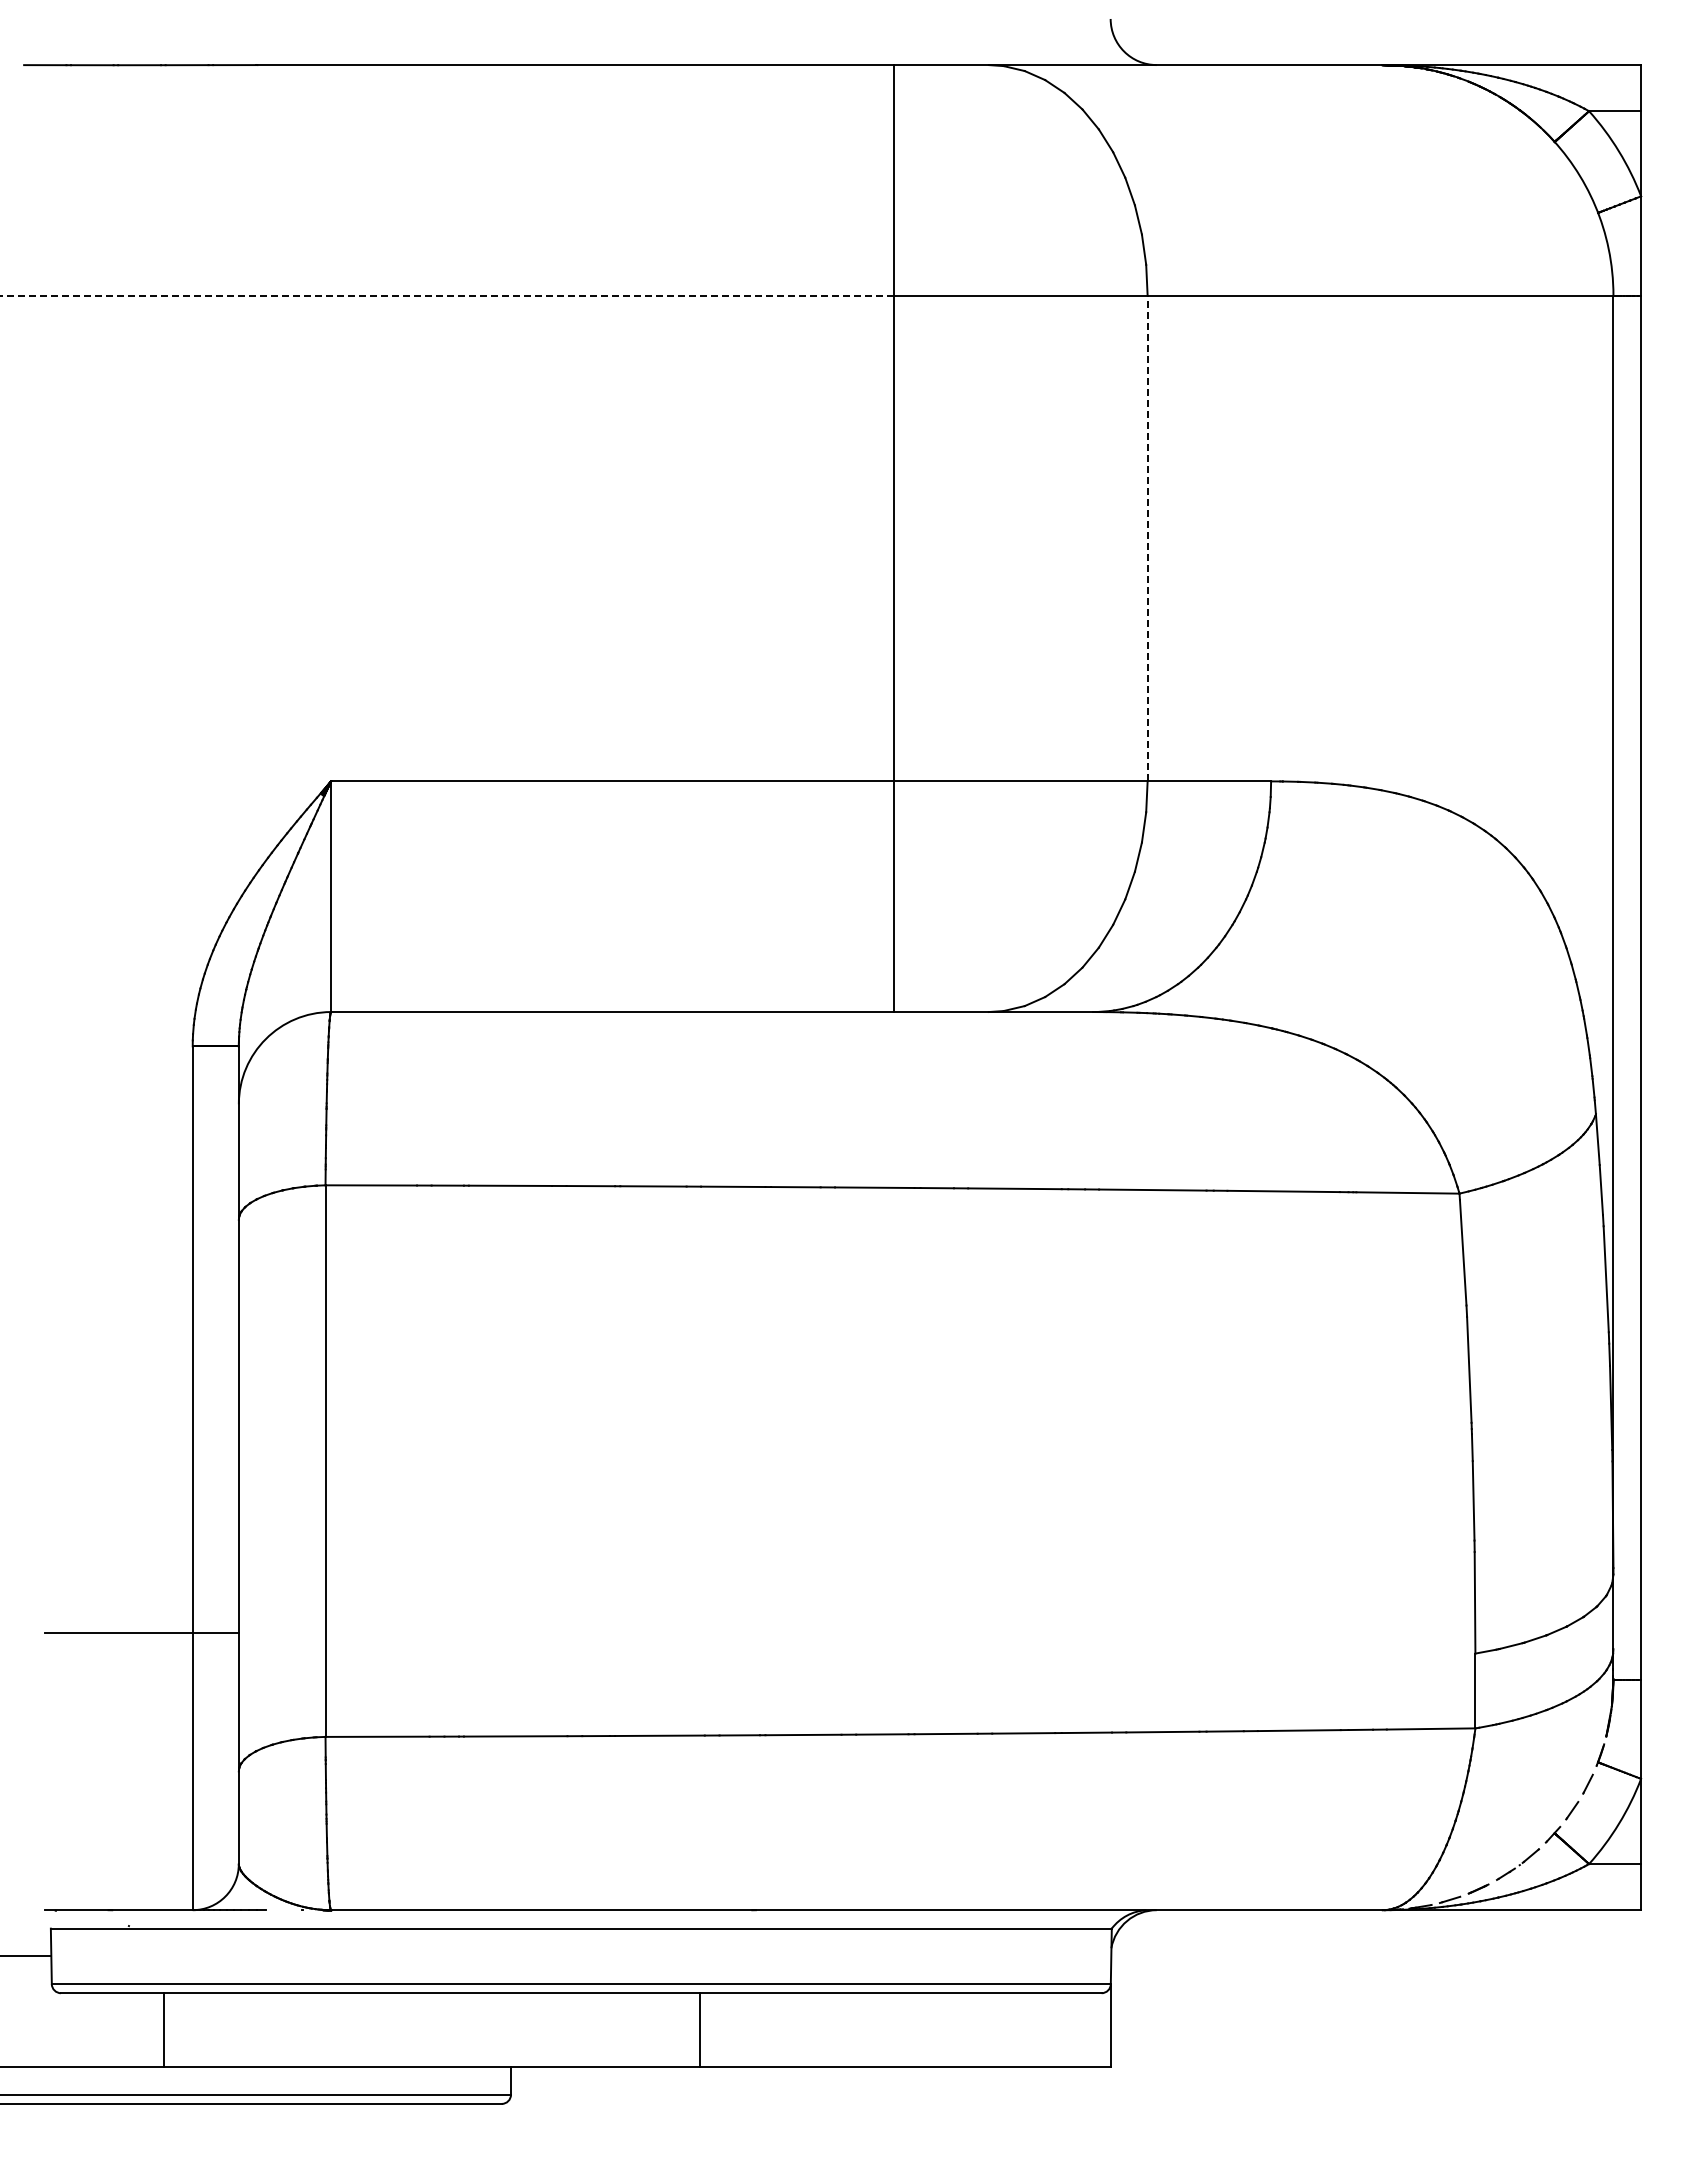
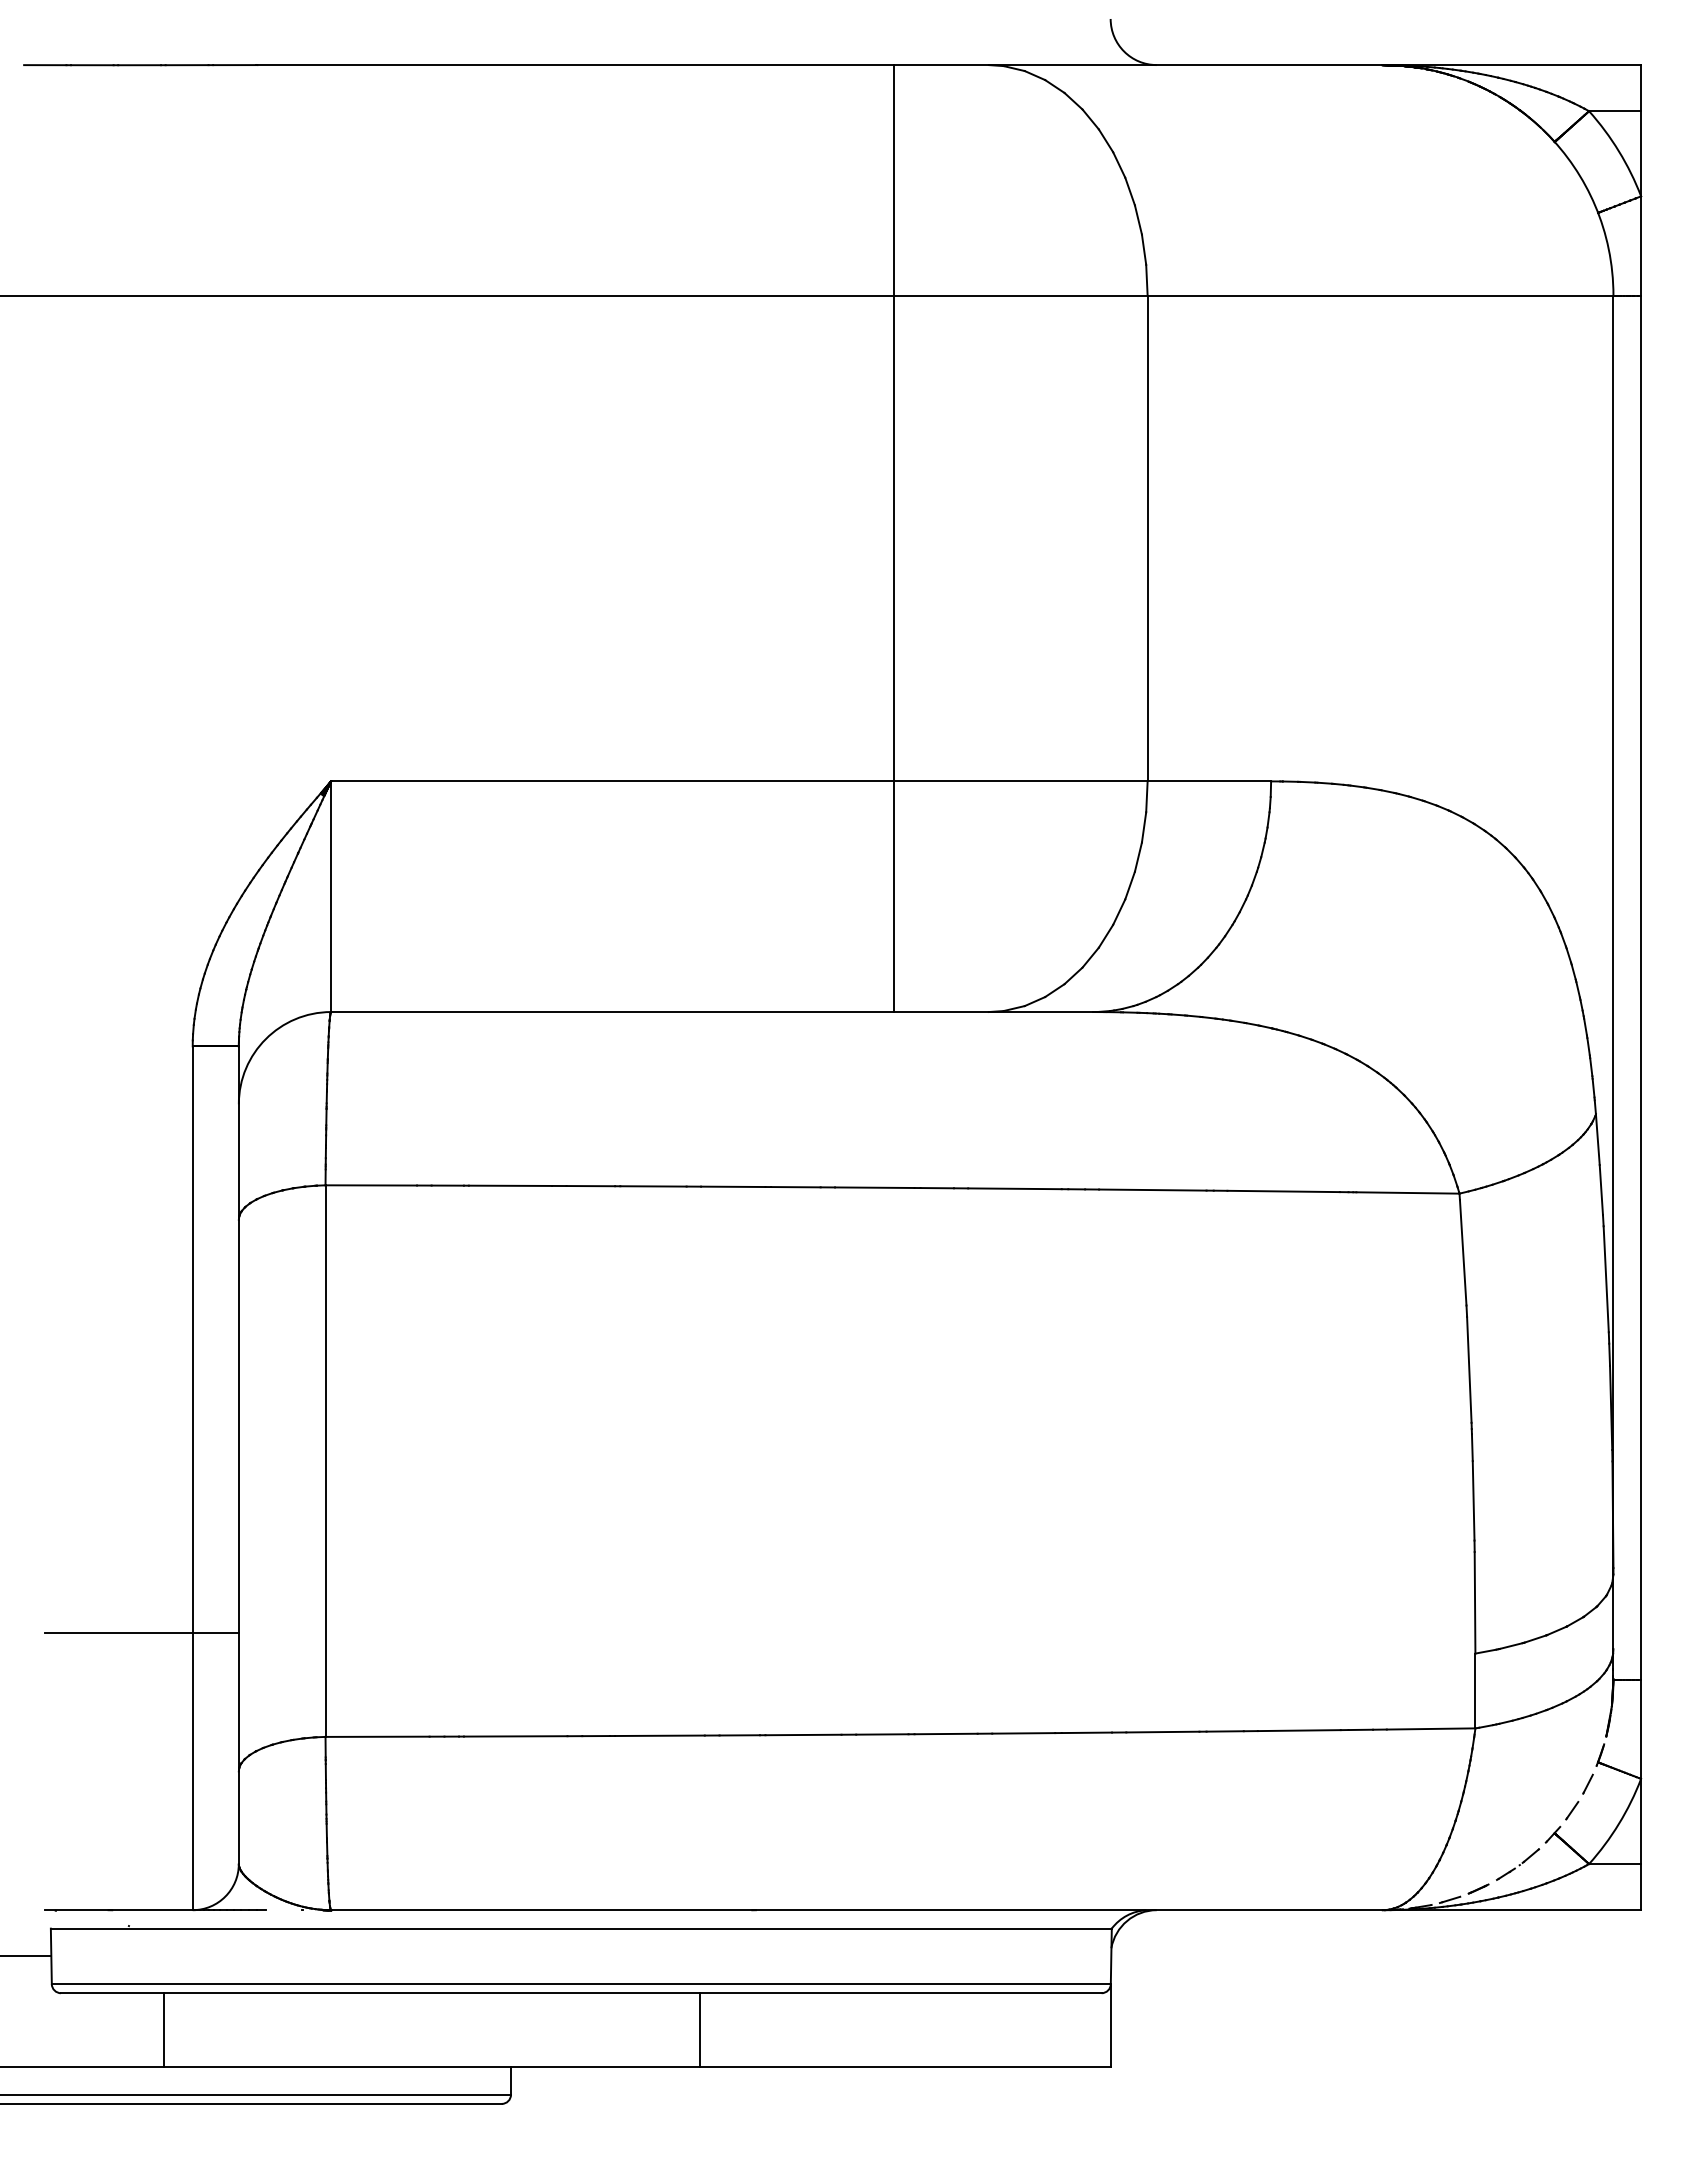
line: dashed -> solid (446, 295)
line: dashed -> solid (1147, 538)
